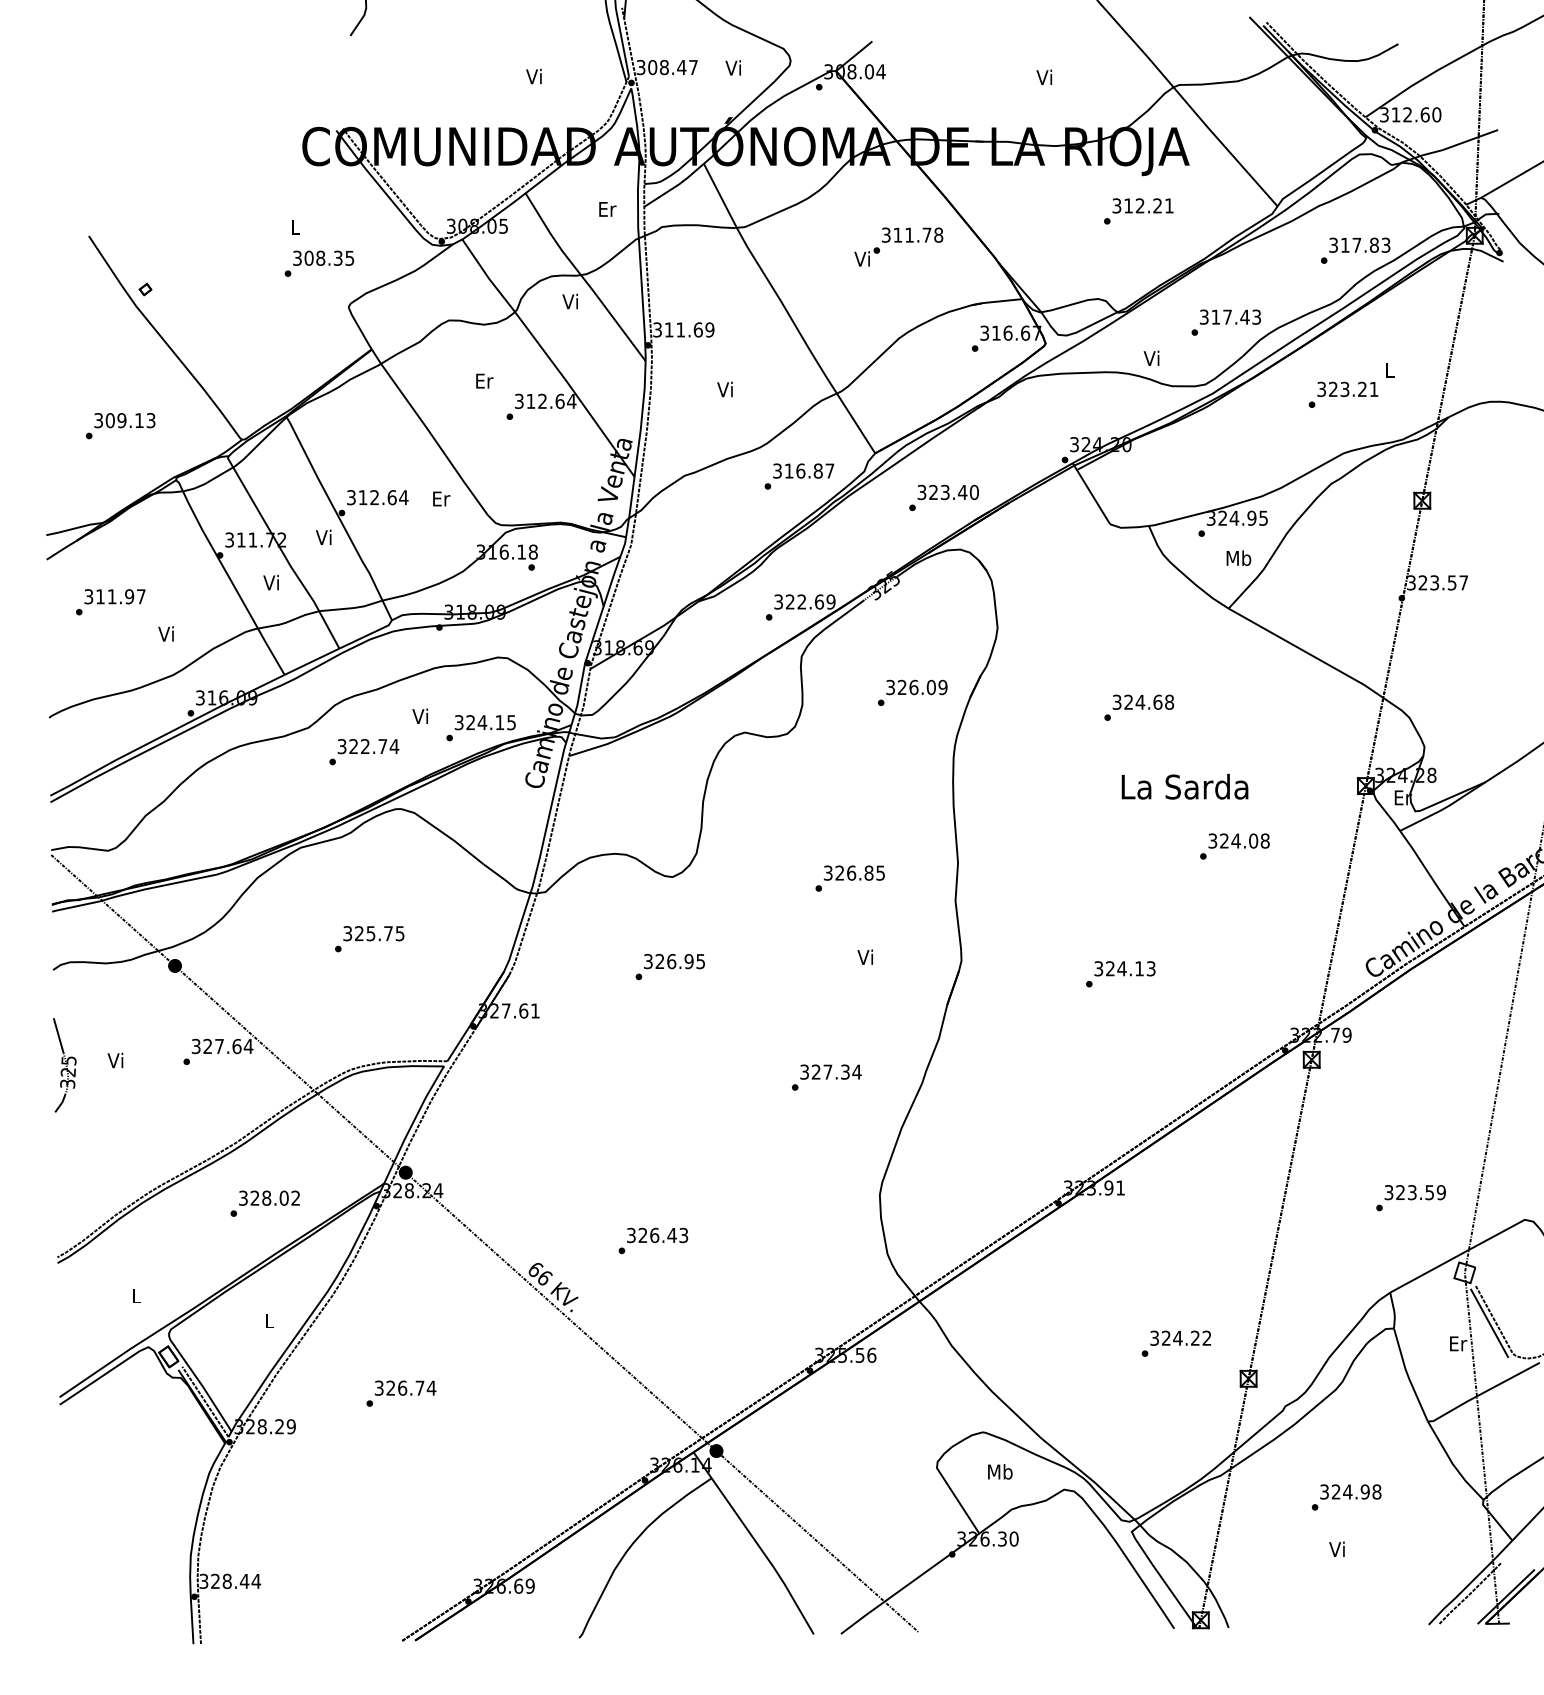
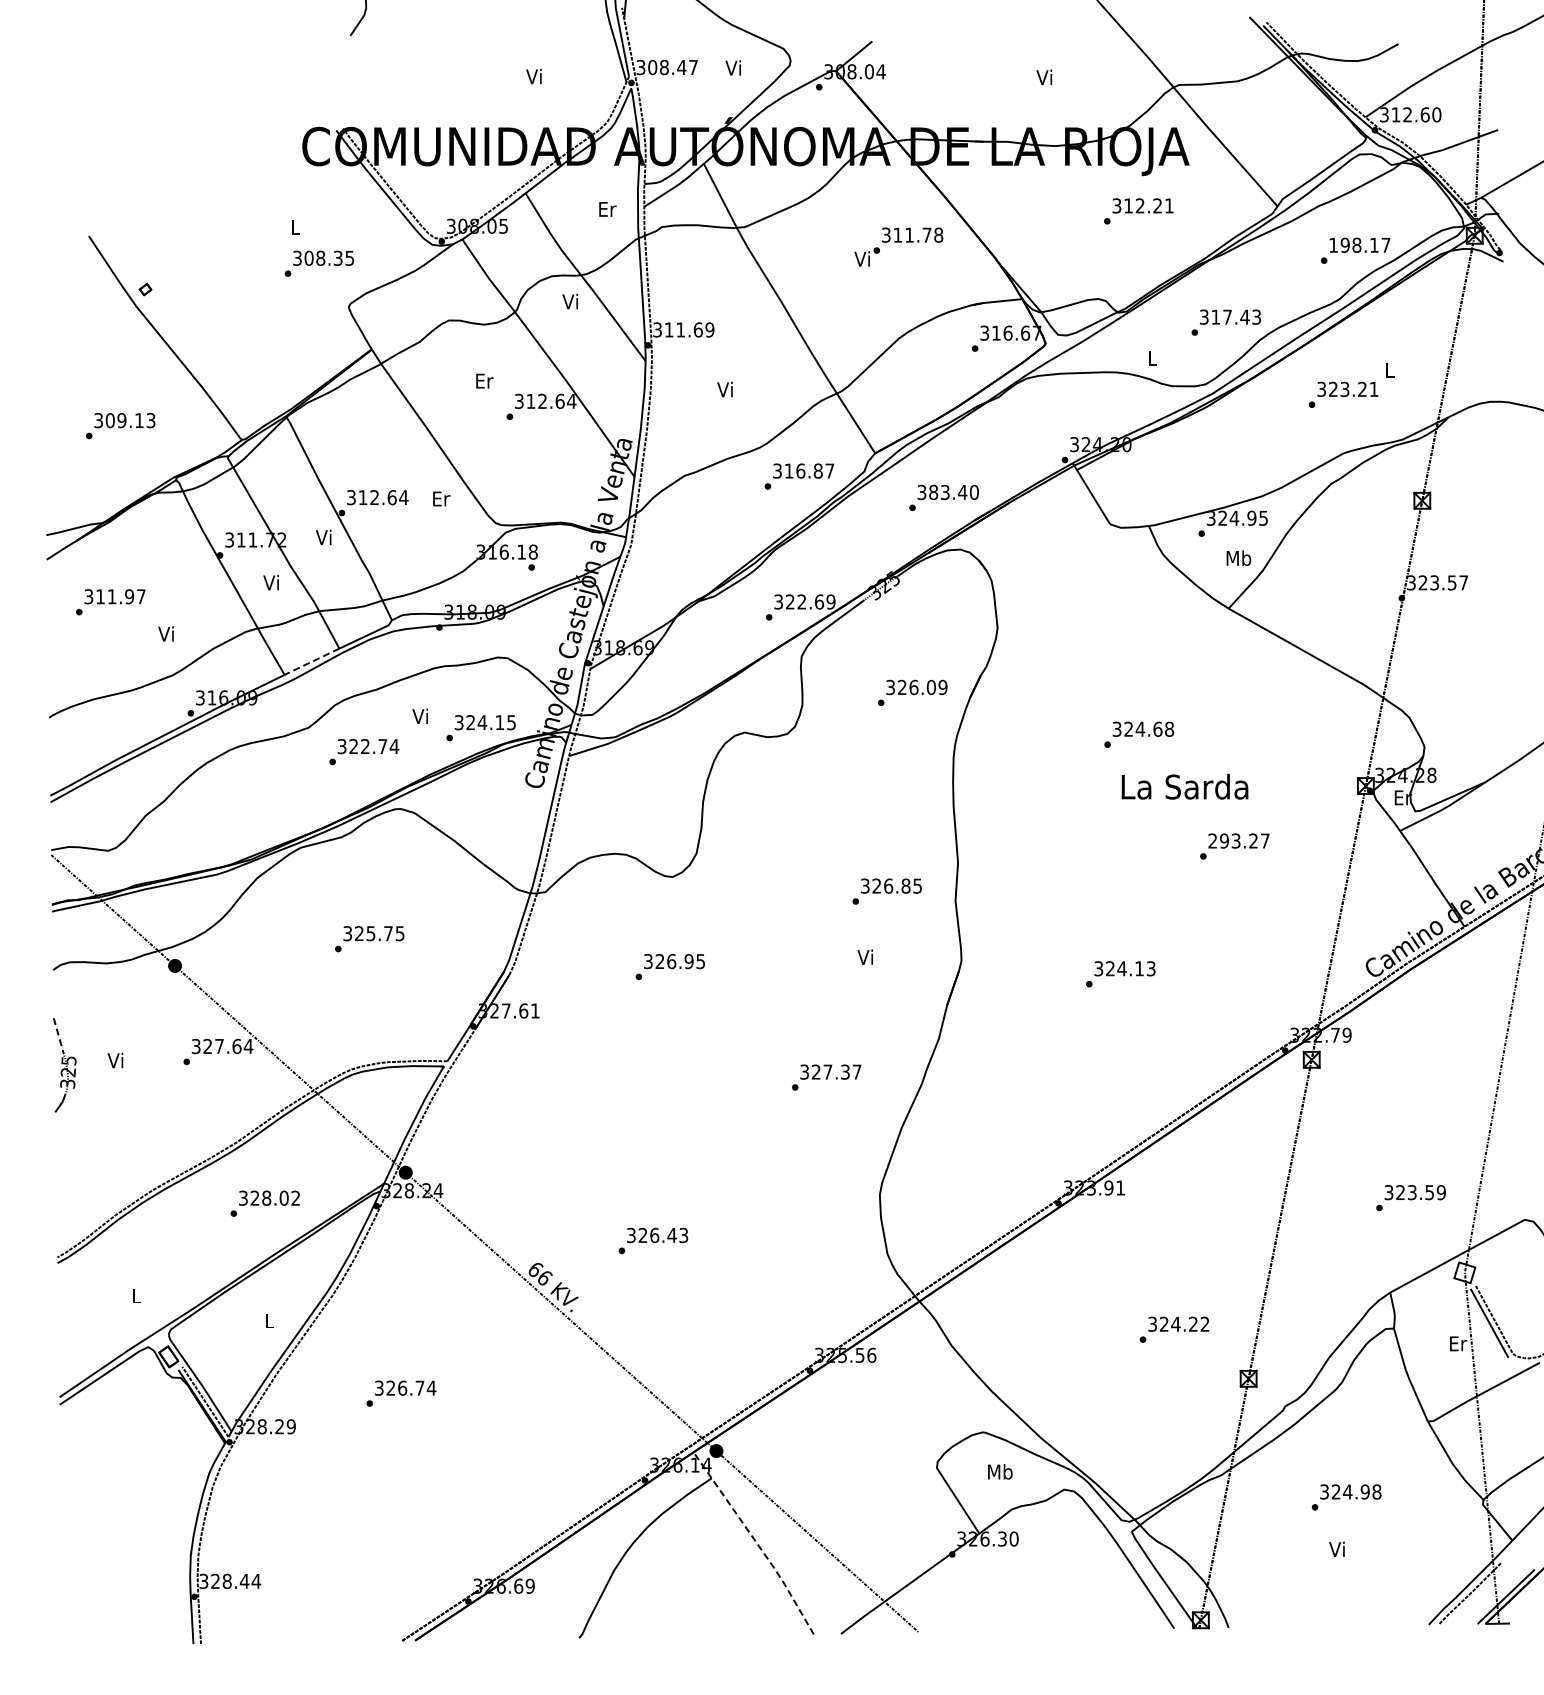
text: 317.83 -> 198.17 (1359, 244)
text: Vi -> L (1151, 357)
text: 323.40 -> 383.40 (933, 492)
line: solid -> dashed (312, 661)
text position: (1139, 707) -> (1139, 734) (1139, 734)
text: 324.08 -> 293.27 (1238, 840)
text position: (849, 878) -> (886, 891) (886, 891)
line: solid -> dashed (58, 1036)
text: 327.34 -> 327.37 (856, 1071)
text position: (1175, 1343) -> (1173, 1329) (1173, 1329)
line: solid -> dashed (756, 1542)
